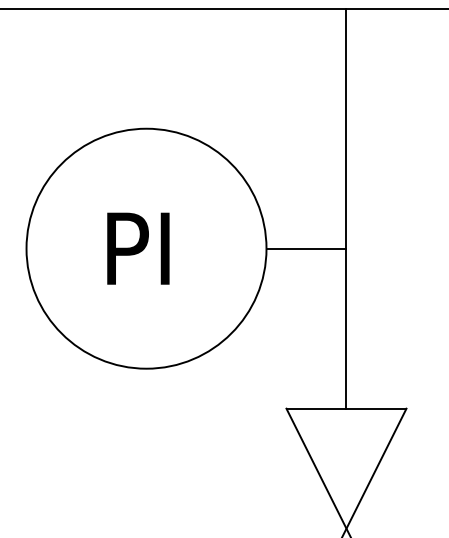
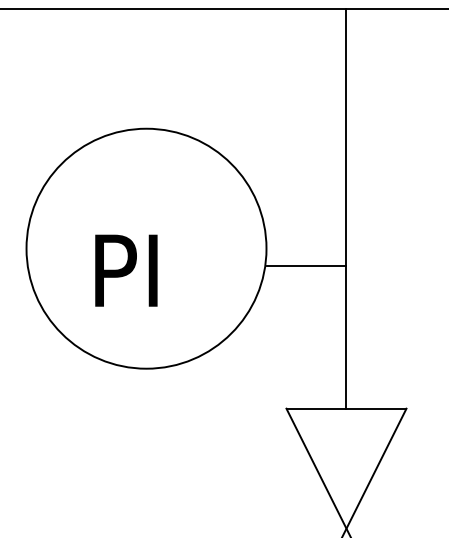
text position: (138, 248) -> (126, 270) (126, 270)
line position: (306, 248) -> (306, 265) (306, 265)
